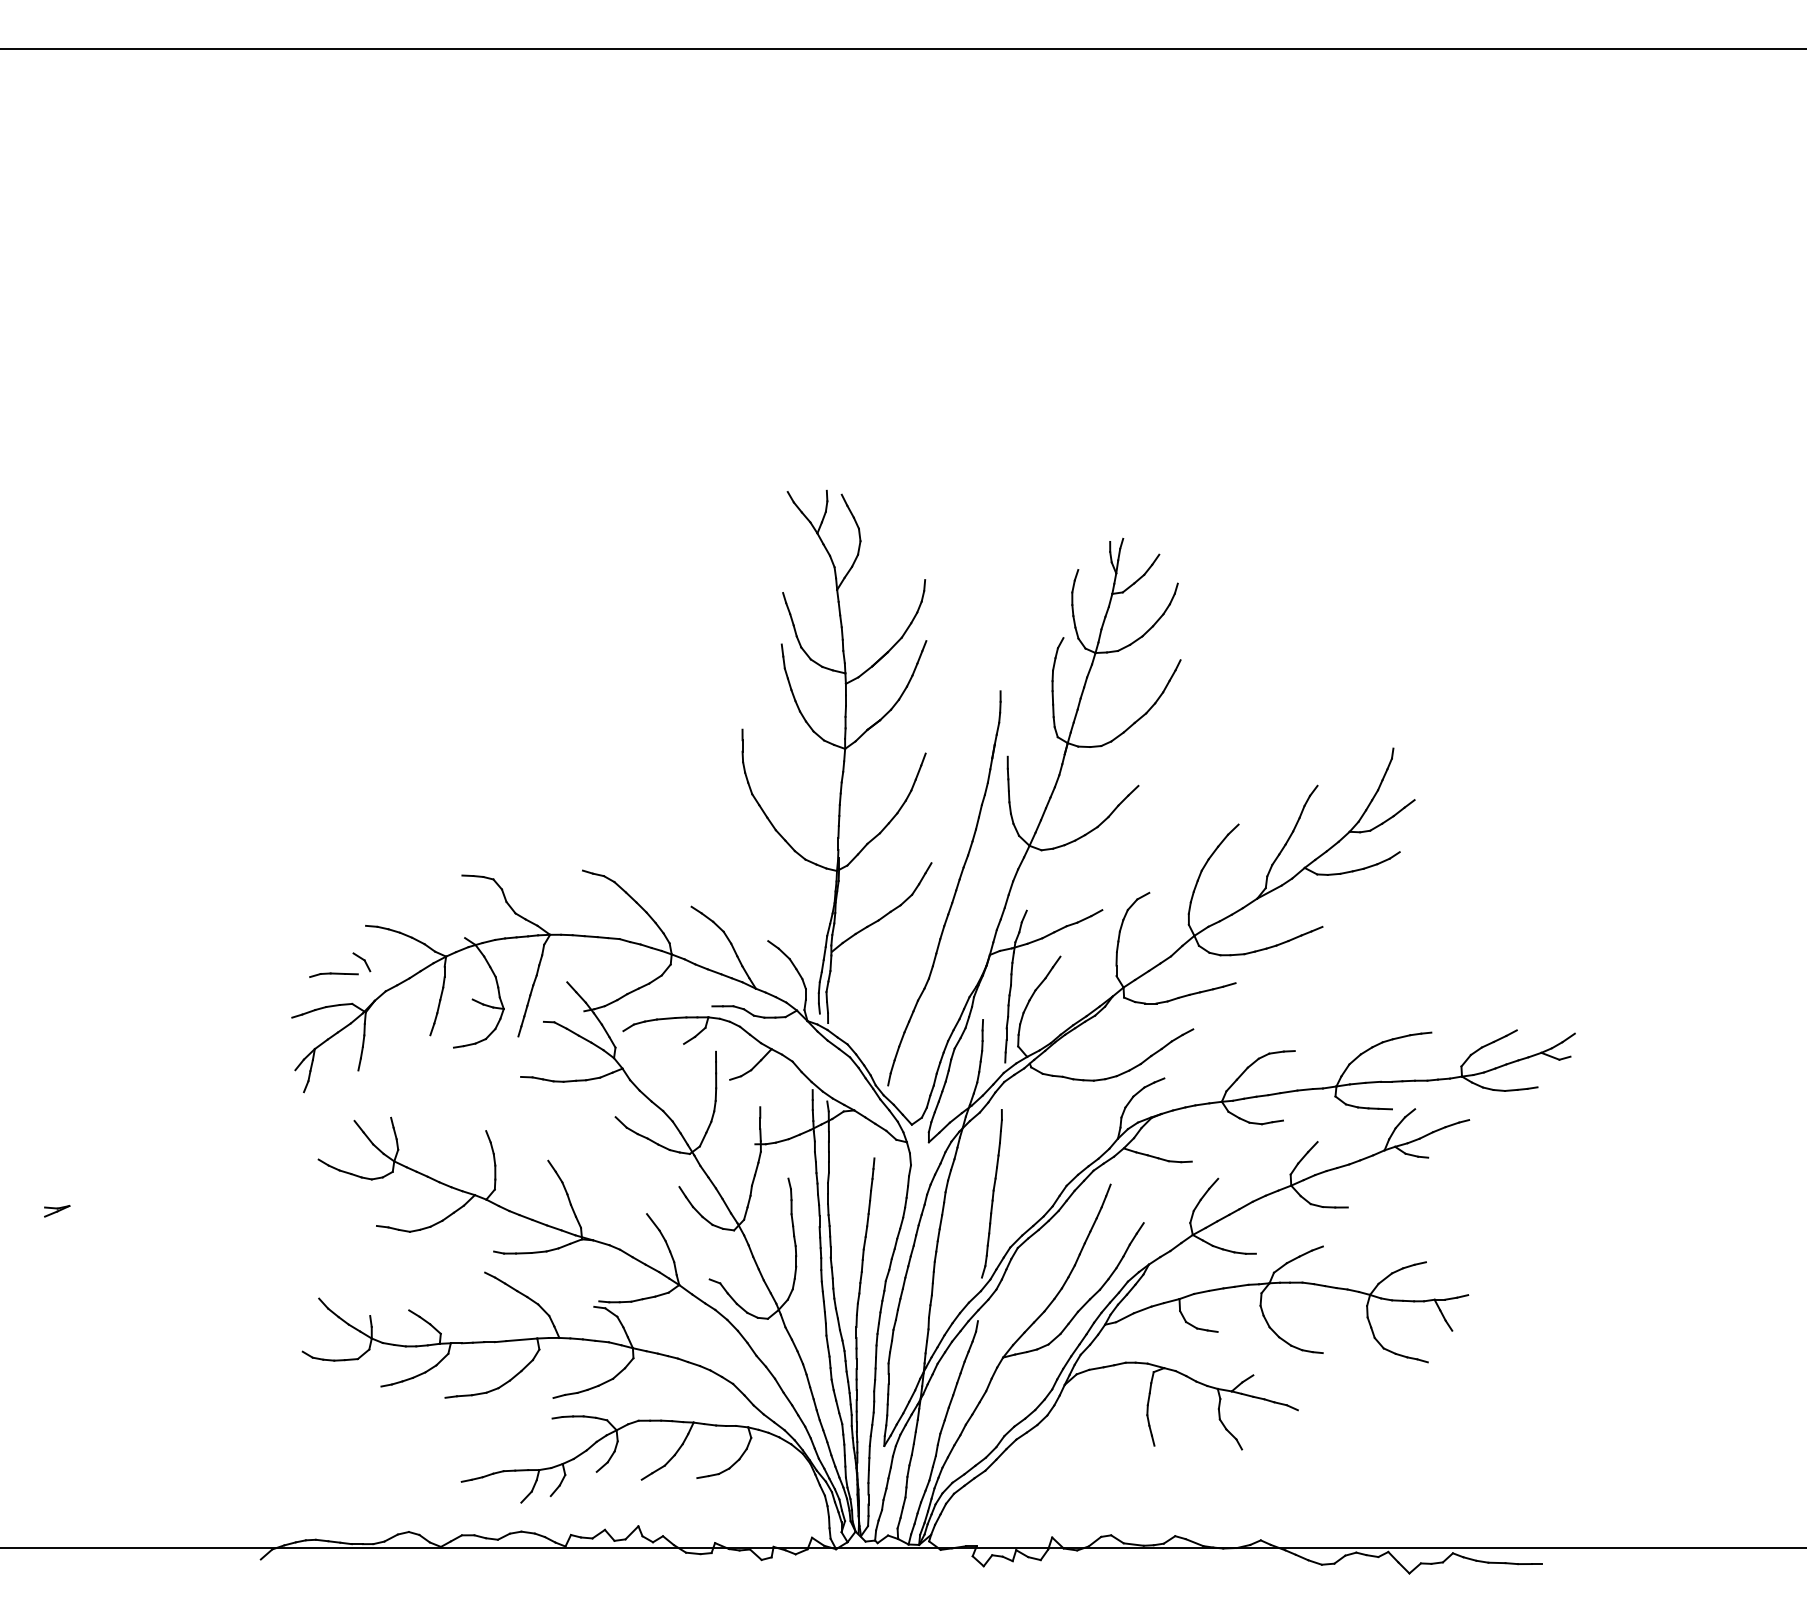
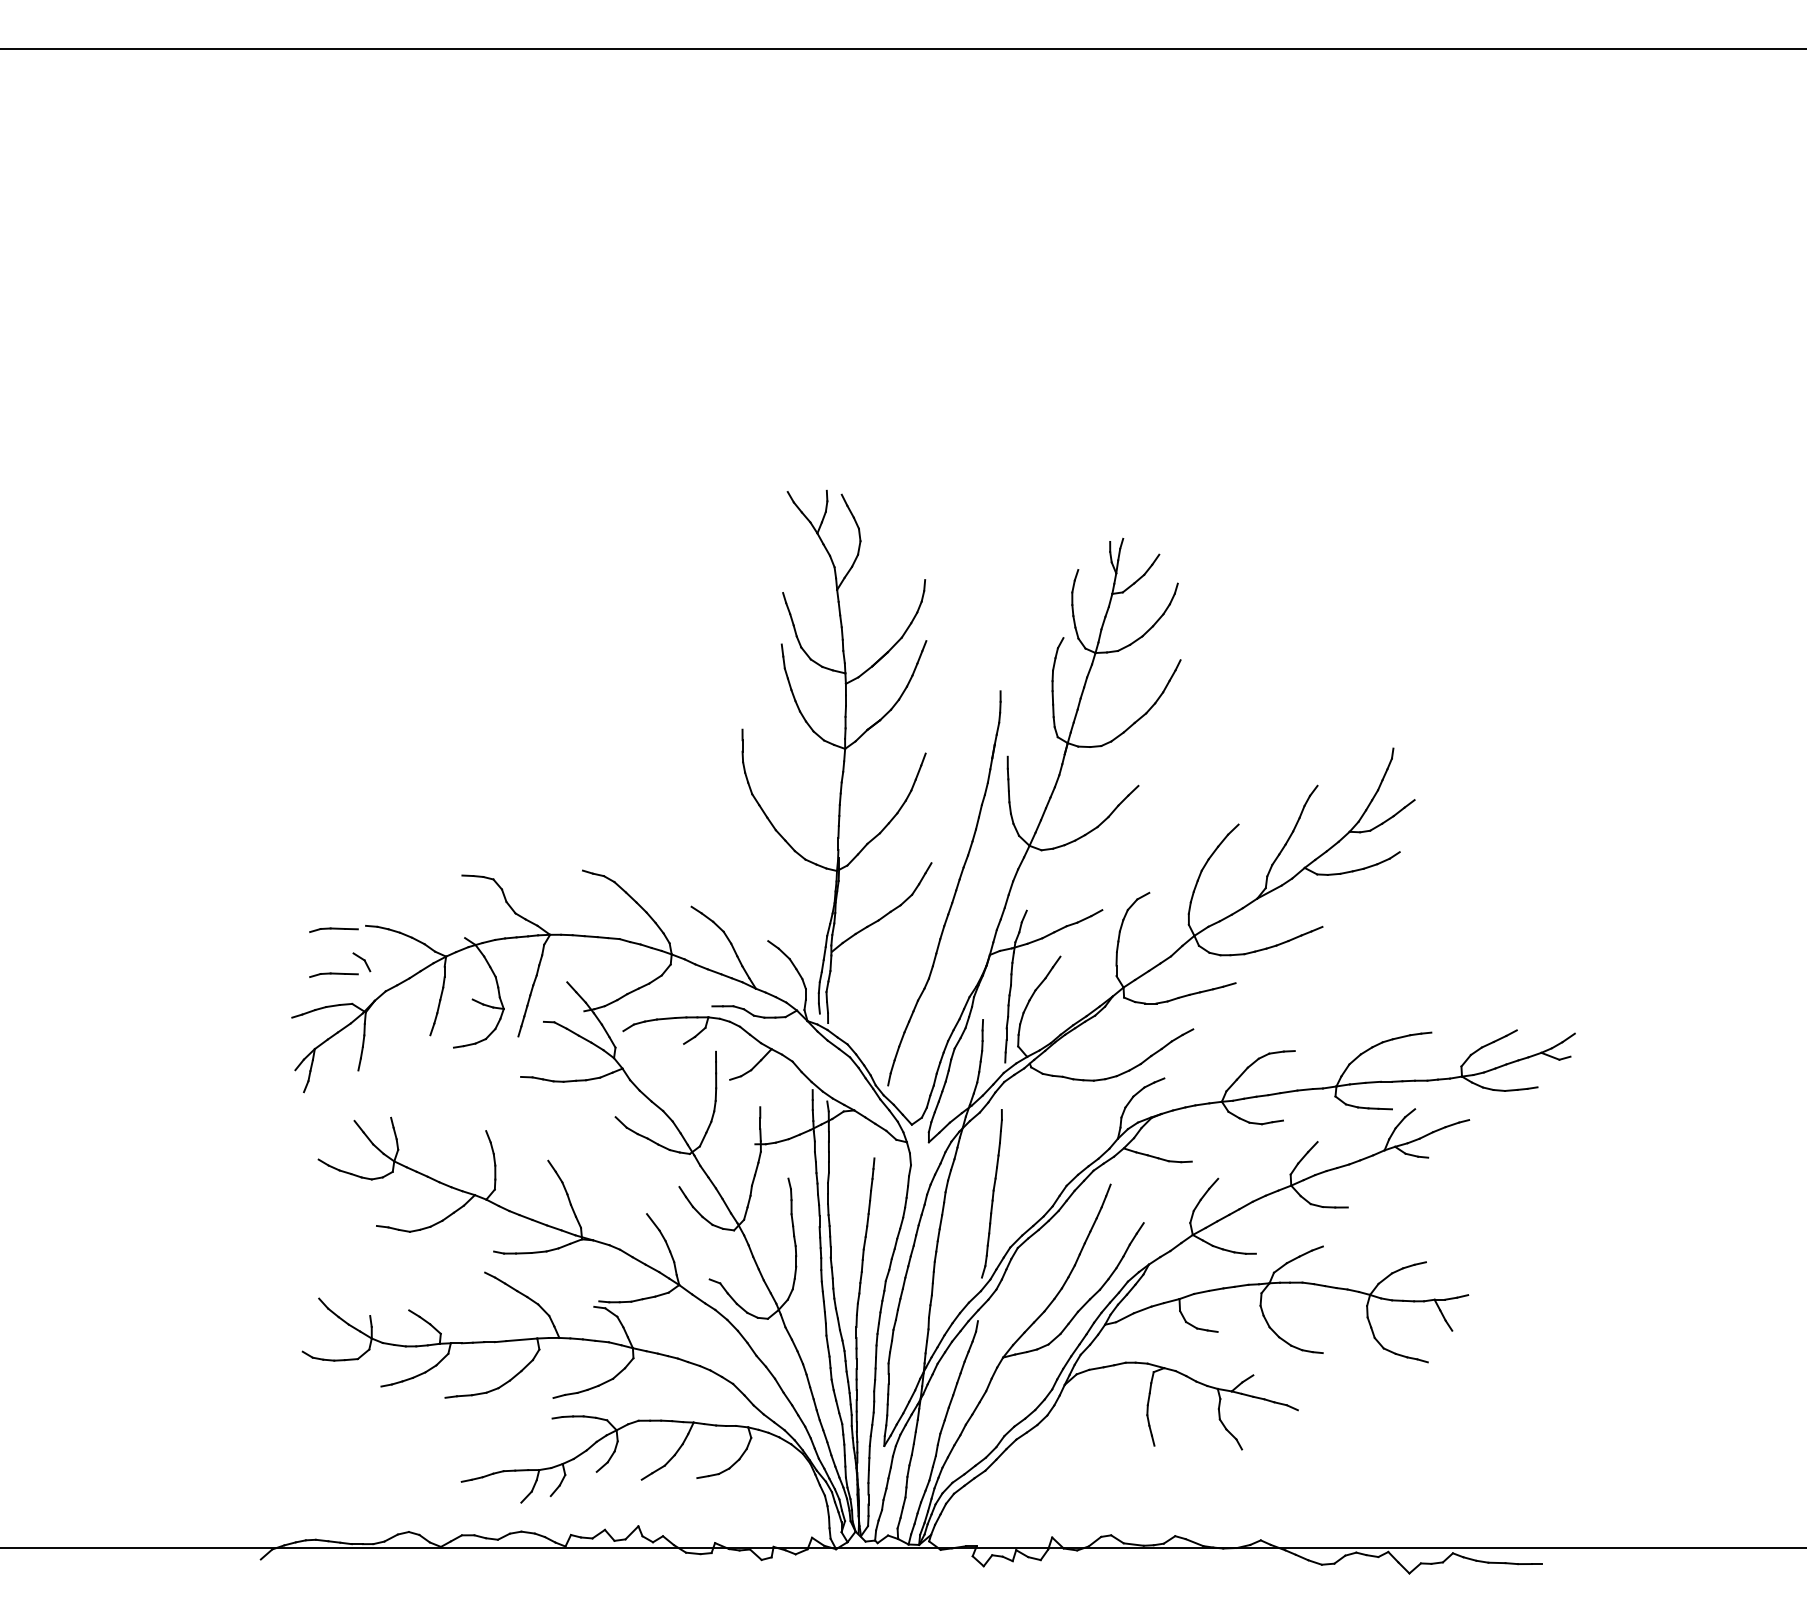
part: none -> present (333, 929)
part: present -> none (57, 1211)
